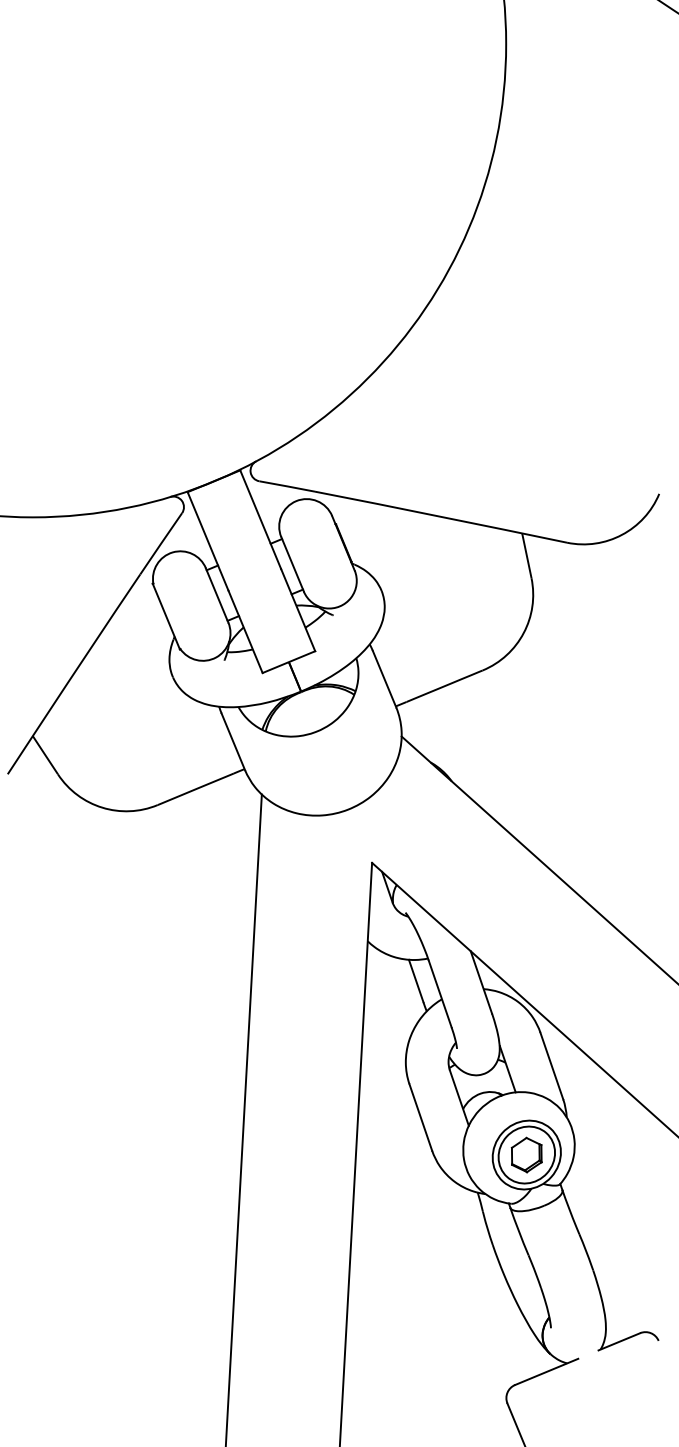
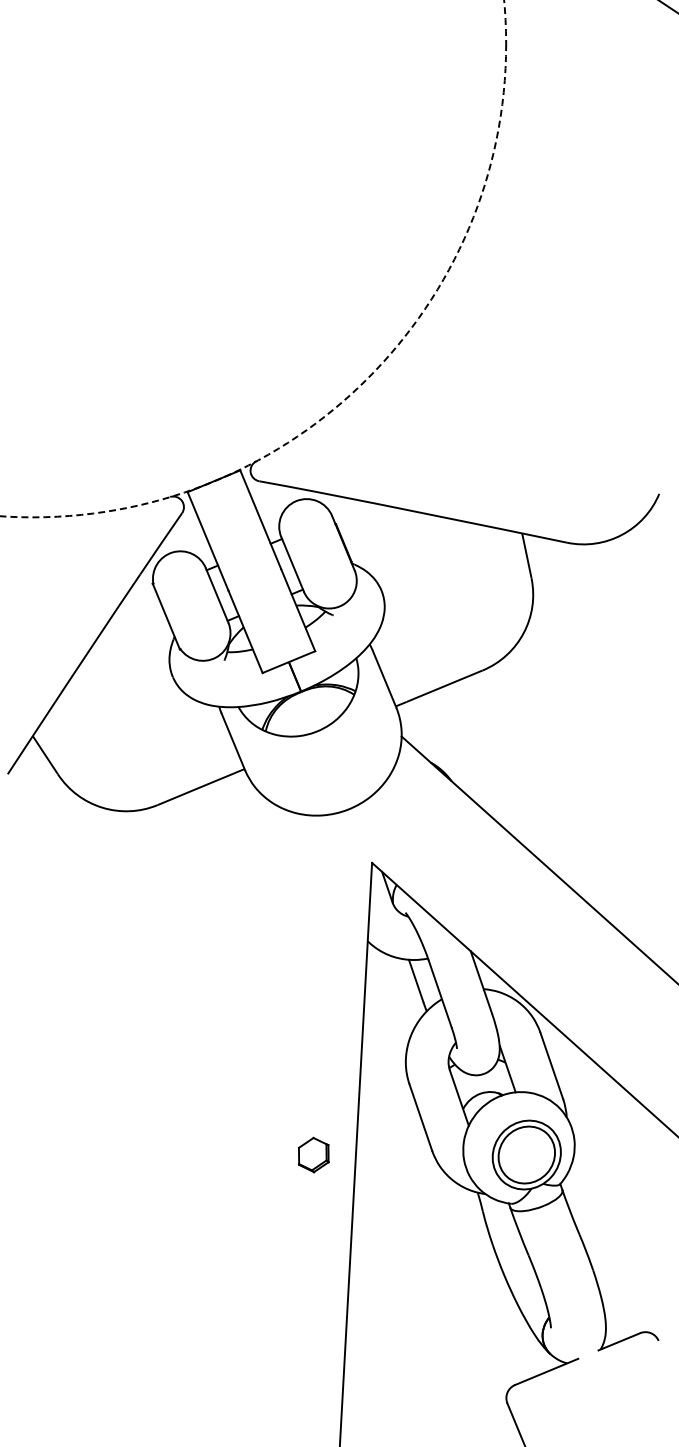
circle: solid -> dashed (253, 258)
line: present -> none (243, 1118)
part position: (526, 1154) -> (313, 1154) (313, 1154)
